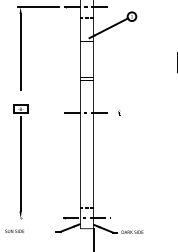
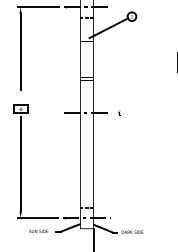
line: none -> present (37, 218)
text position: (14, 230) -> (38, 230) (38, 230)
